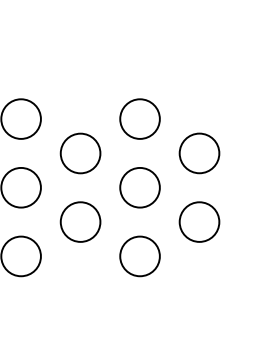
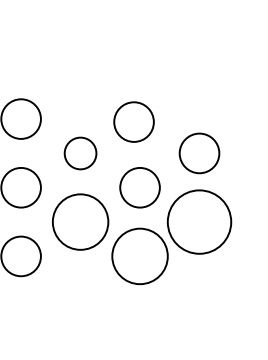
circle position: (139, 118) -> (133, 121) (133, 121)
circle size: 43x43 px -> 35x35 px (80, 153)
circle diameter: 40 px -> 55 px (80, 221)
circle diameter: 40 px -> 63 px (199, 221)
circle diameter: 40 px -> 55 px (139, 256)
